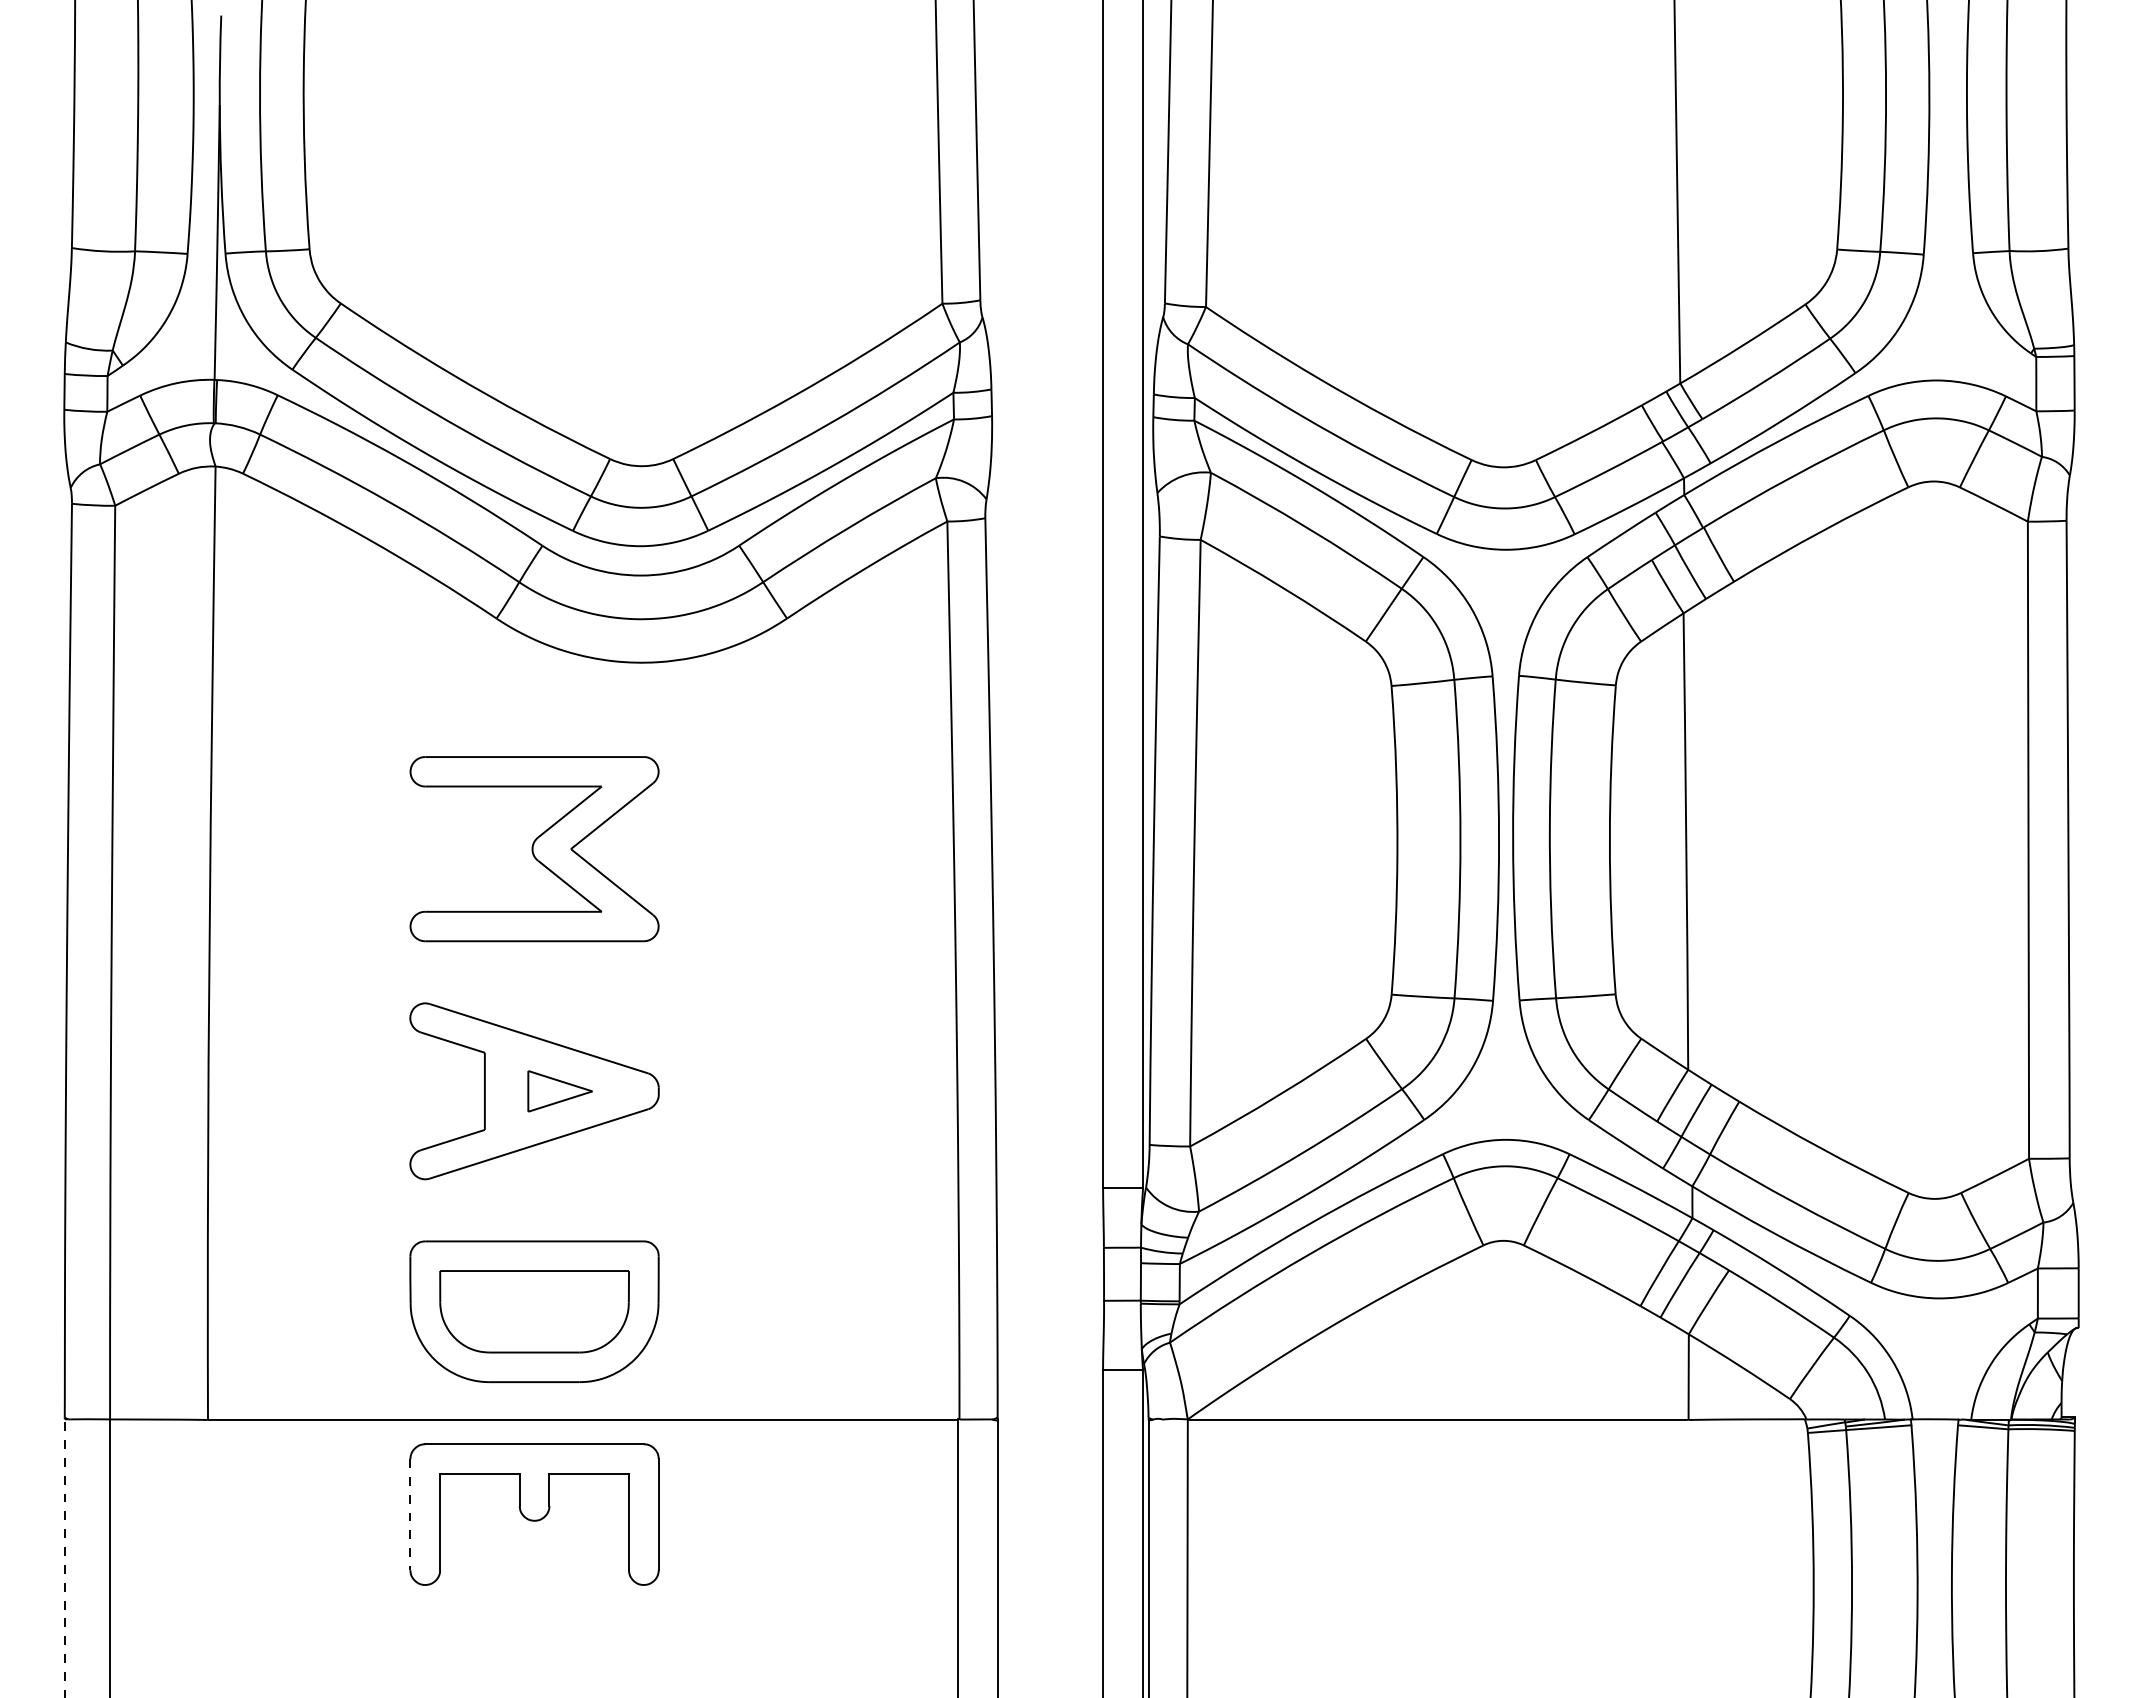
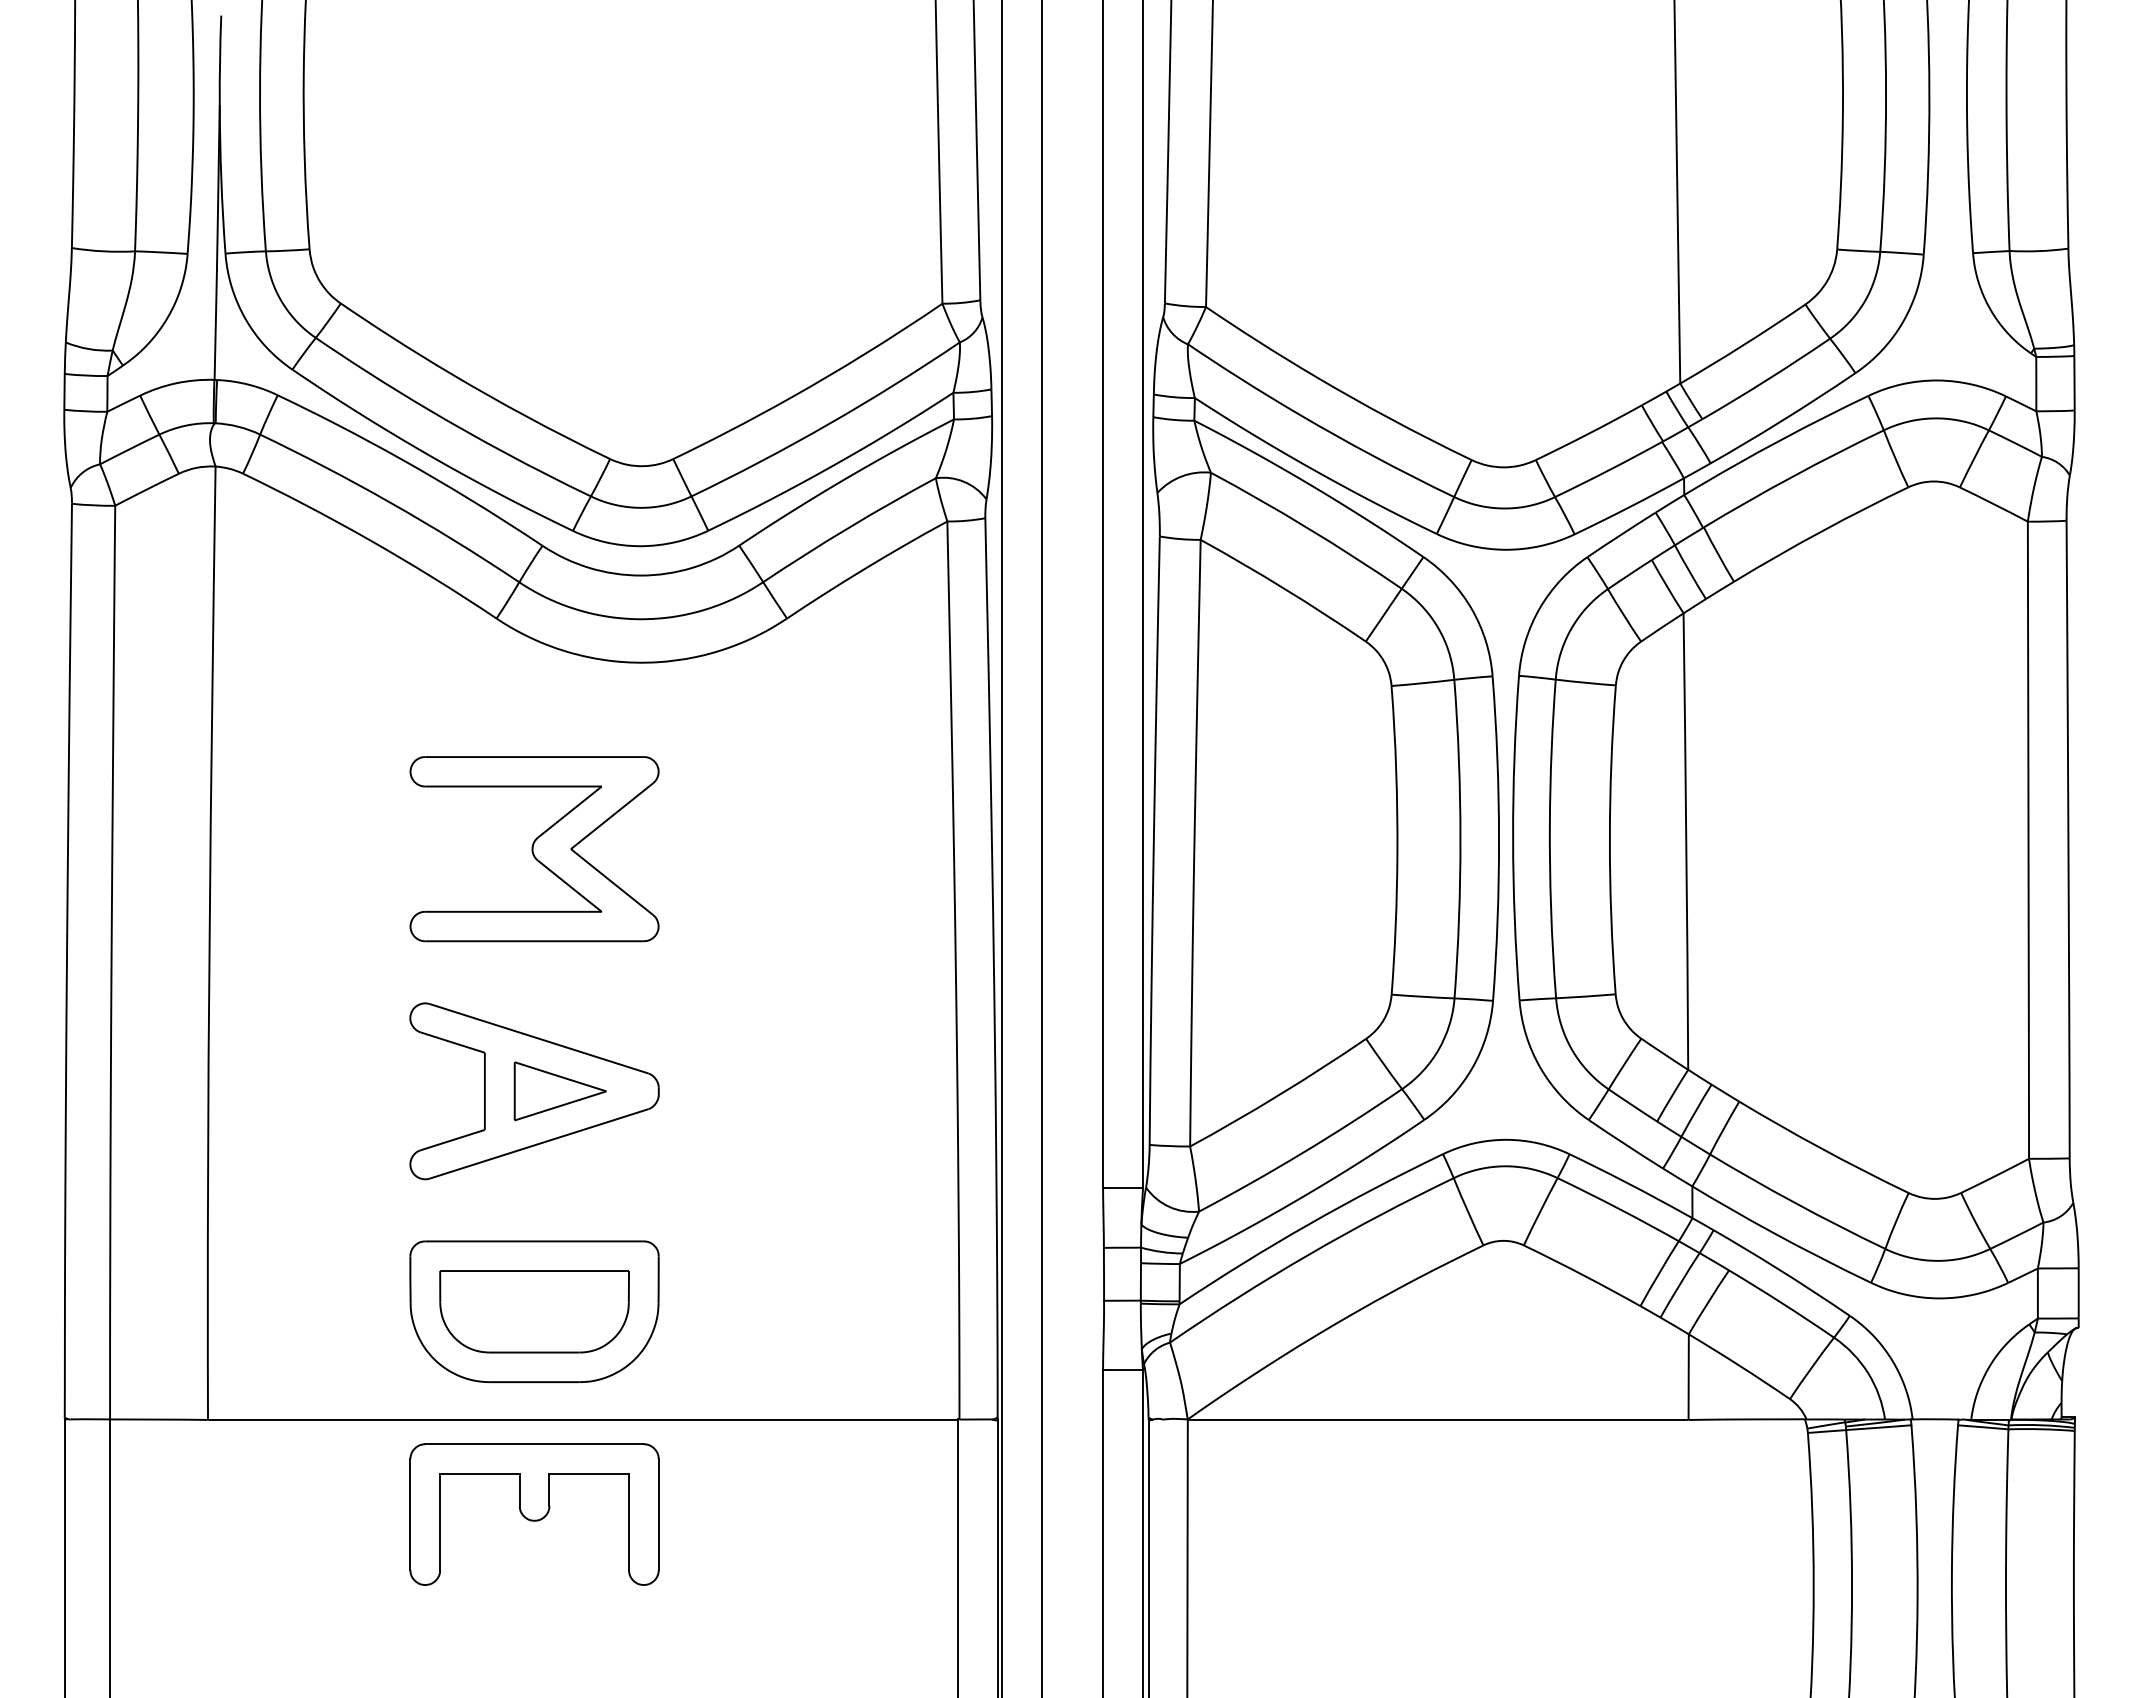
line: none -> present (1002, 848)
line: none -> present (1042, 848)
part size: 66x43 px -> 94x61 px (559, 1091)
line: dashed -> solid (410, 1514)
line: dashed -> solid (64, 1558)
